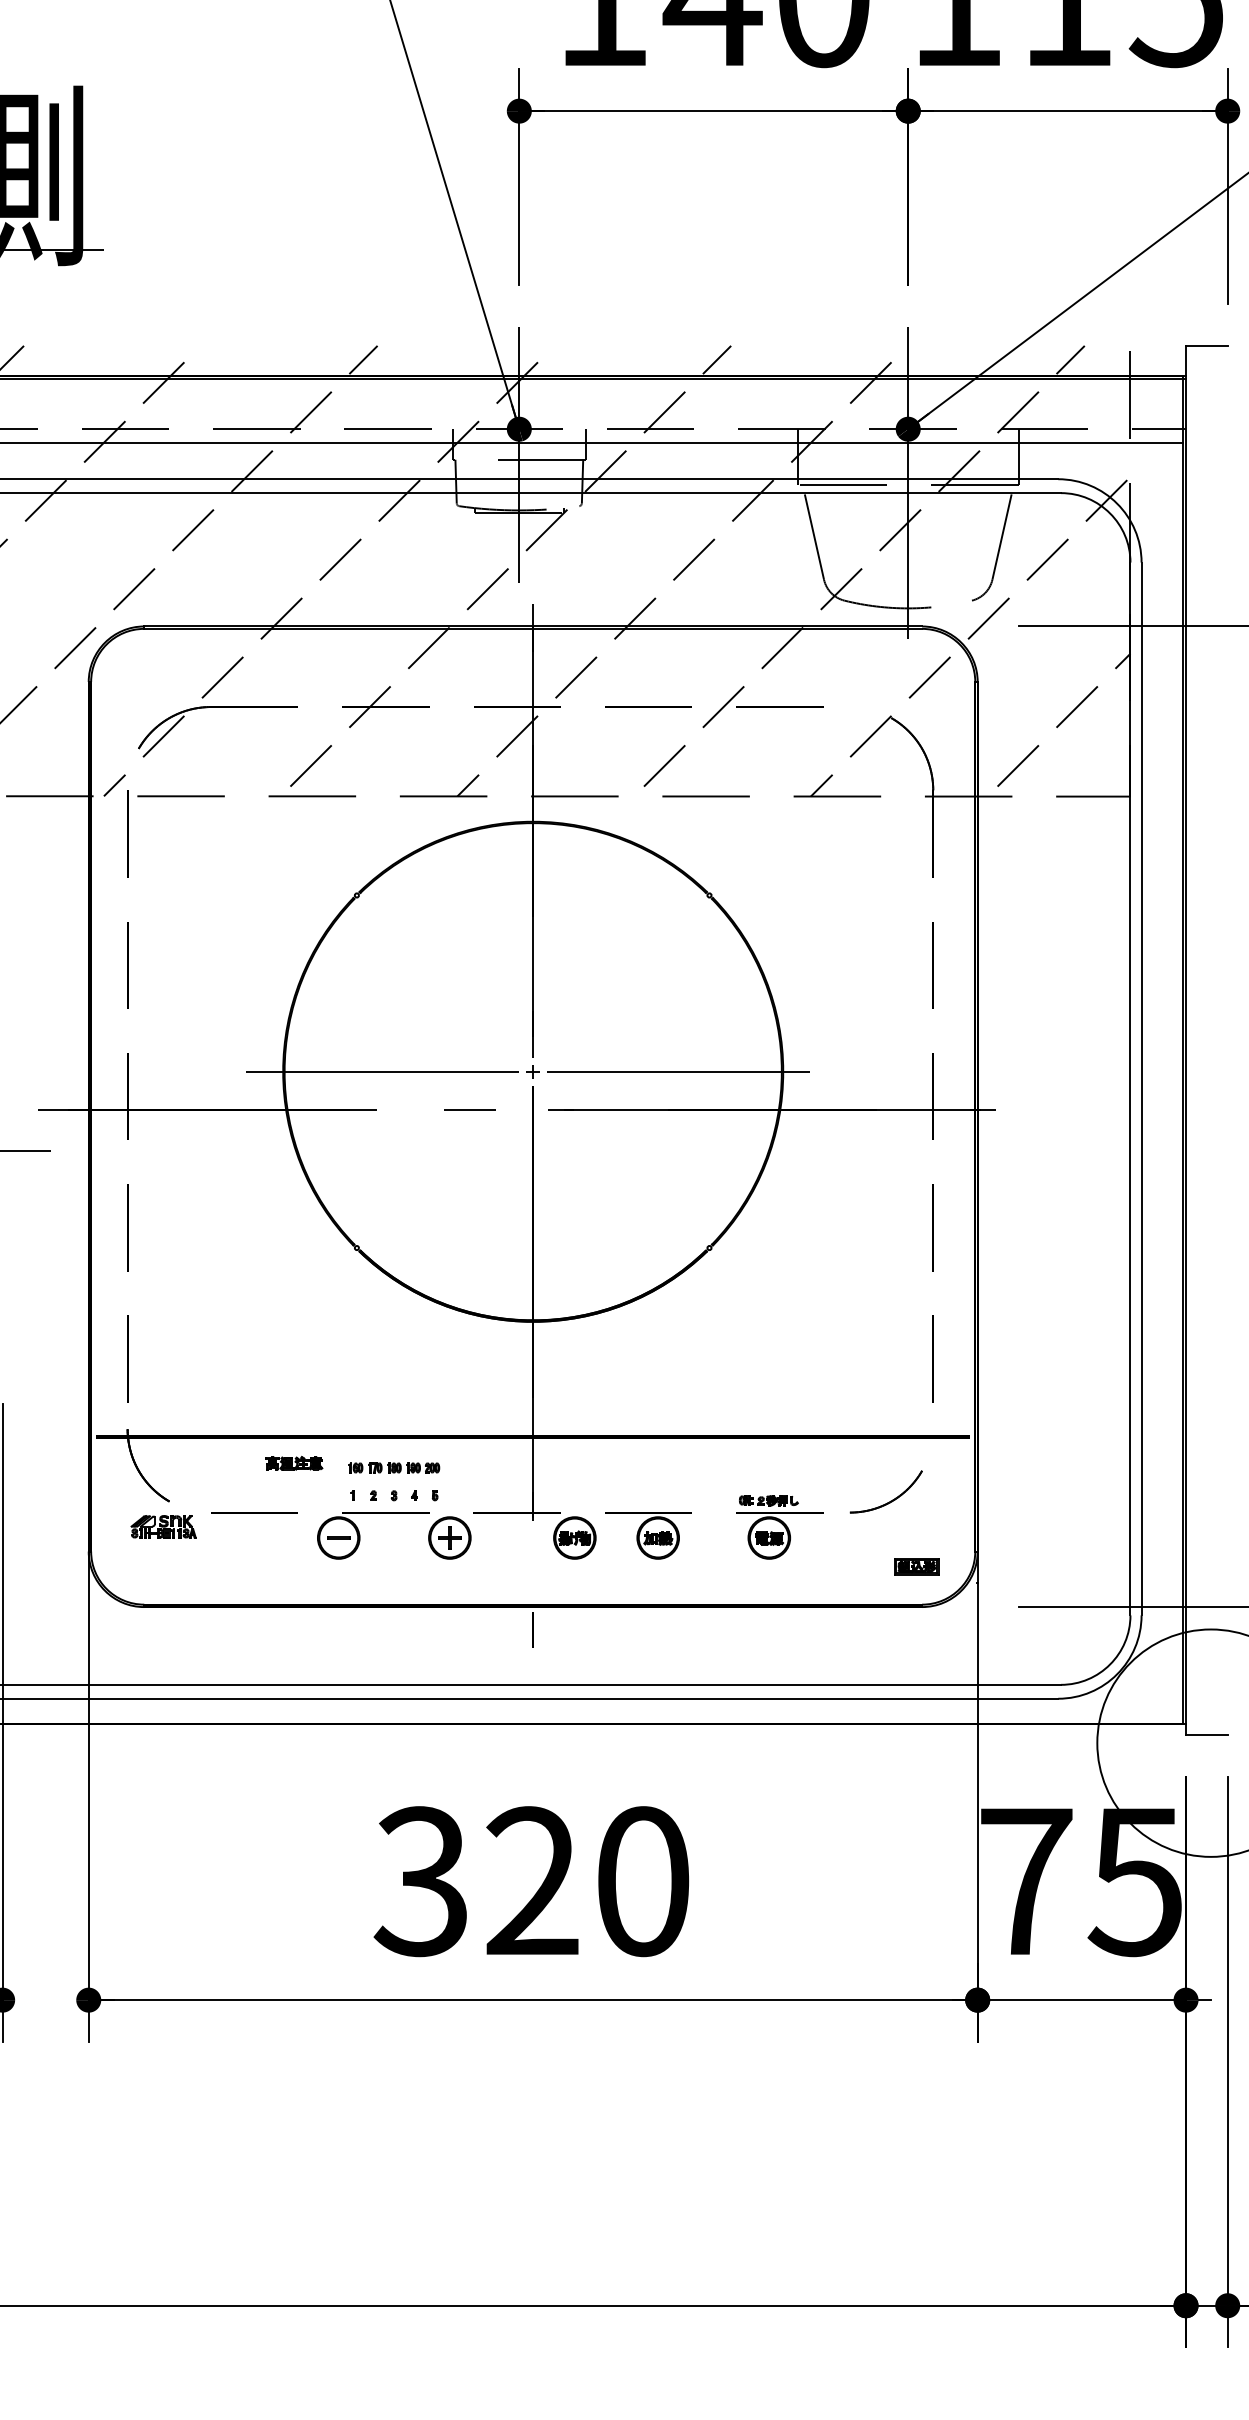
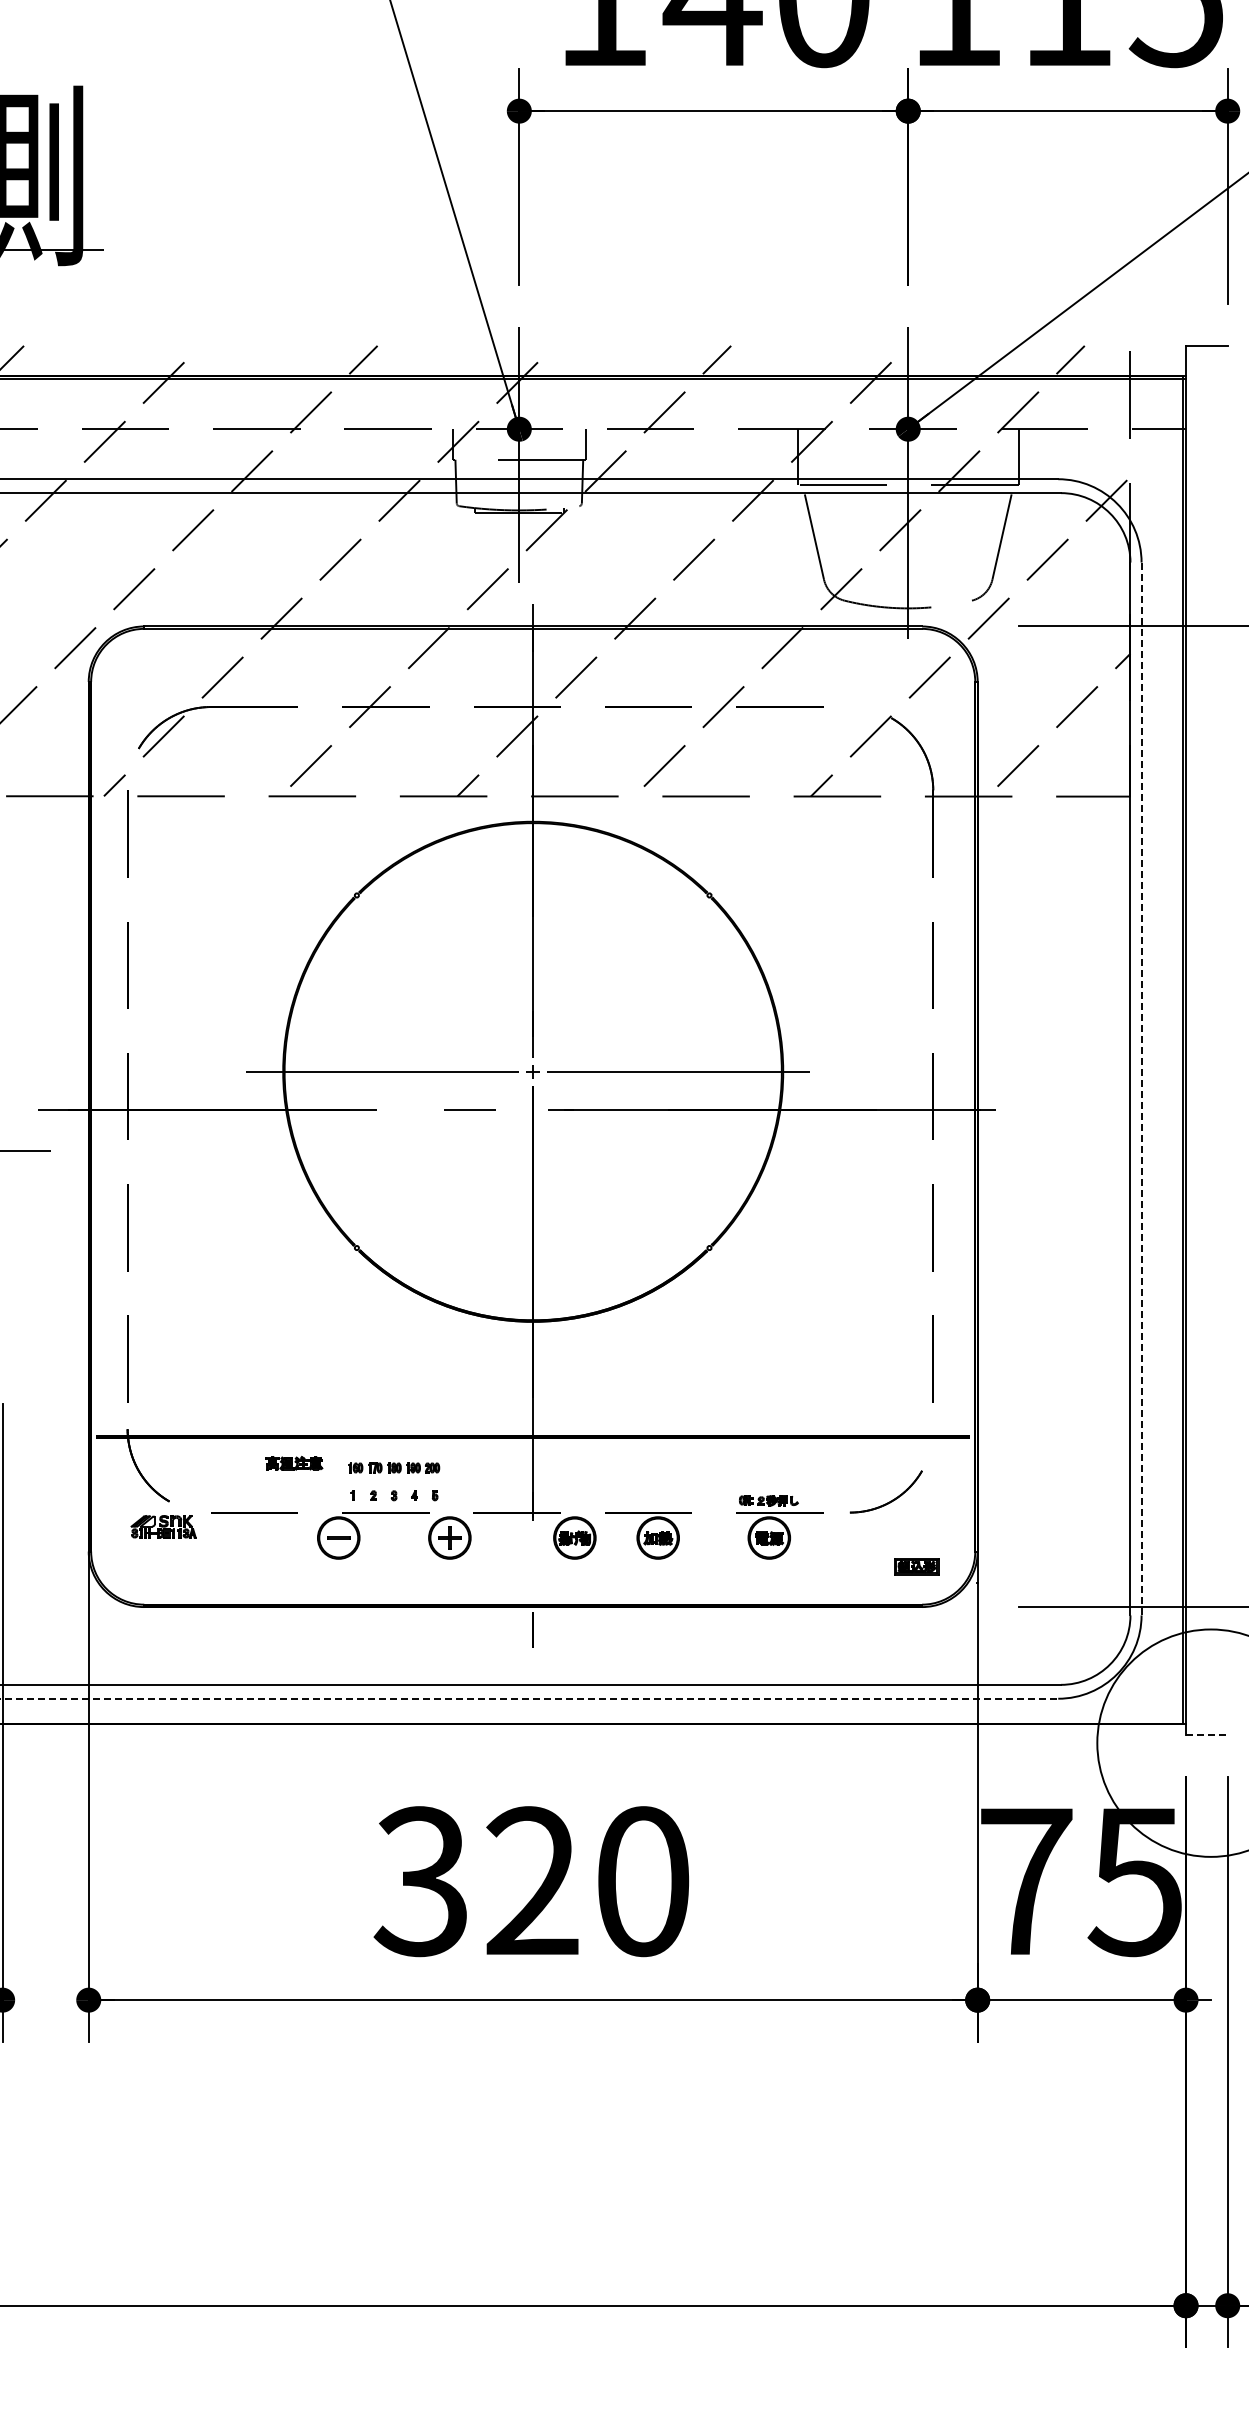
line: present -> none (592, 443)
line: solid -> dashed (1141, 1089)
line: solid -> dashed (529, 1698)
line: solid -> dashed (1206, 1734)
